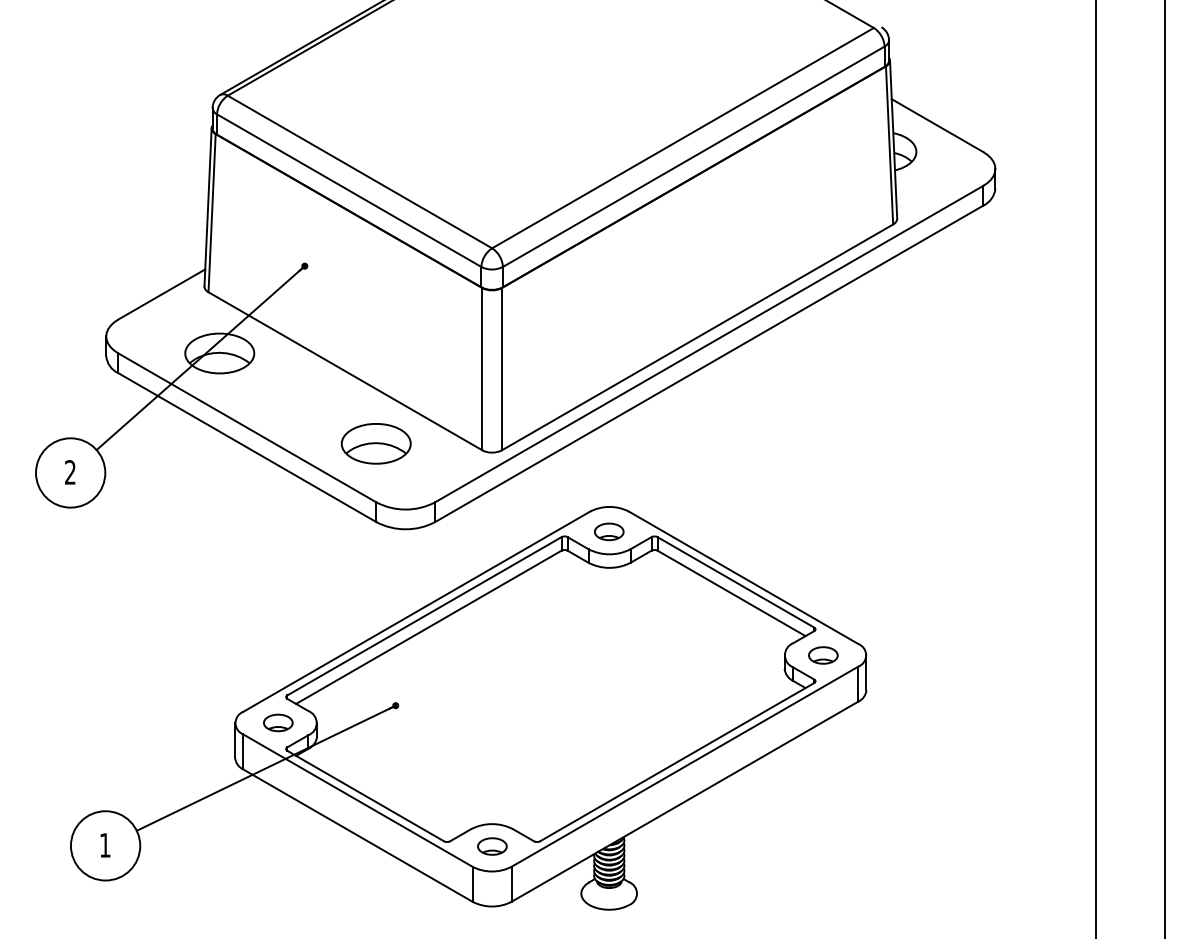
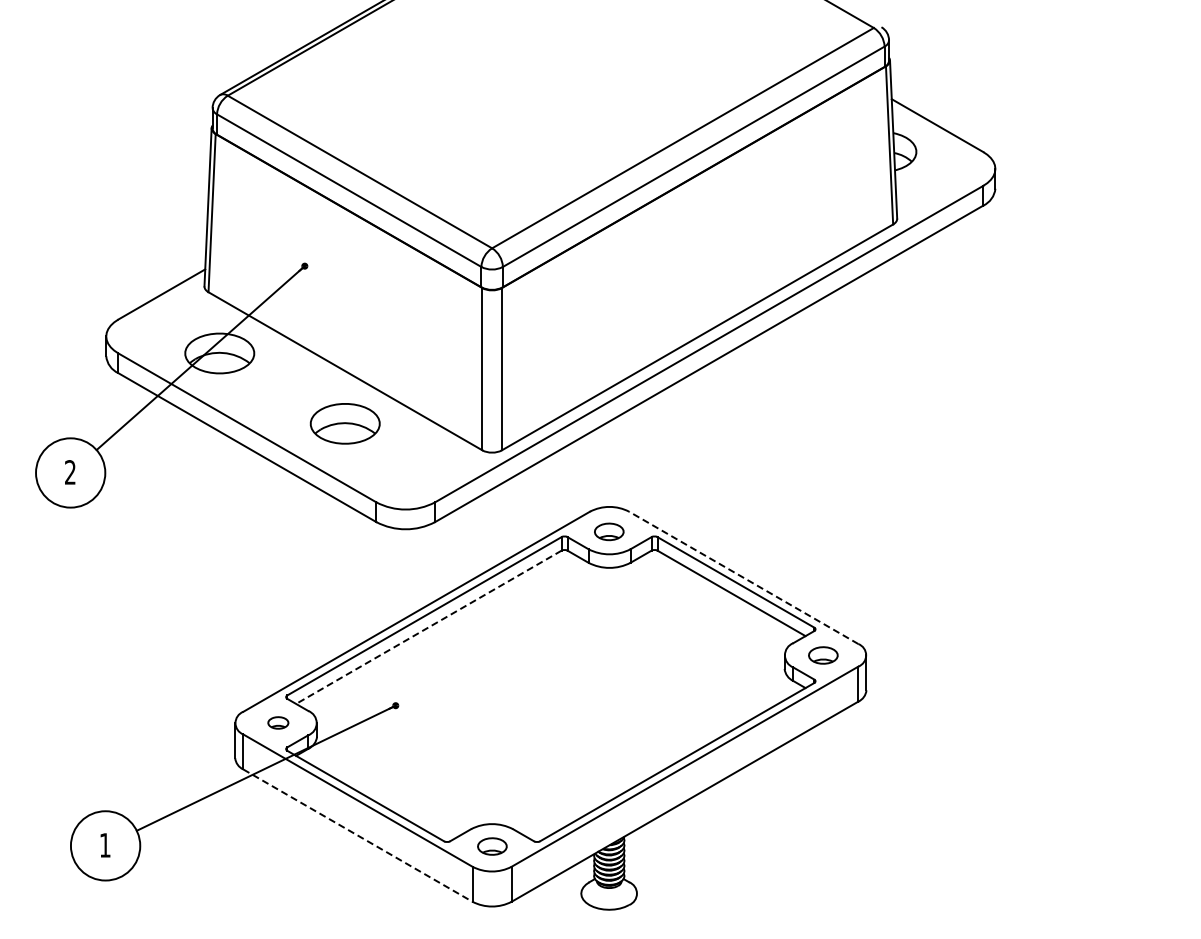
part position: (375, 443) -> (344, 423) (344, 423)
line: present -> none (1095, 468)
line: present -> none (1164, 468)
line: solid -> dashed (743, 577)
line: solid -> dashed (428, 627)
part size: 31x20 px -> 23x14 px (278, 722)
line: solid -> dashed (358, 835)
